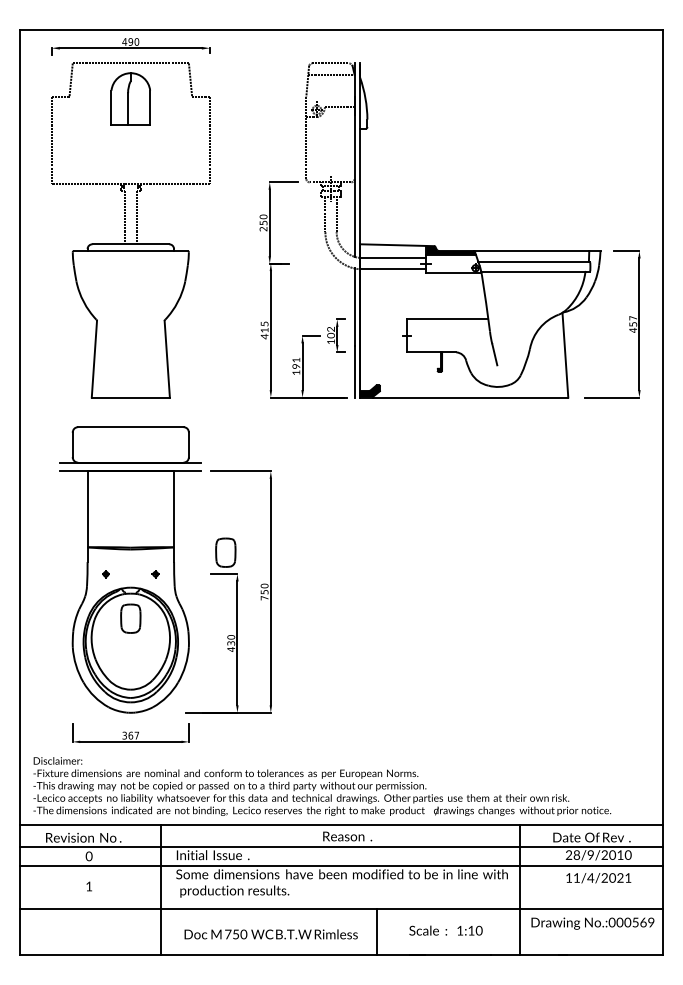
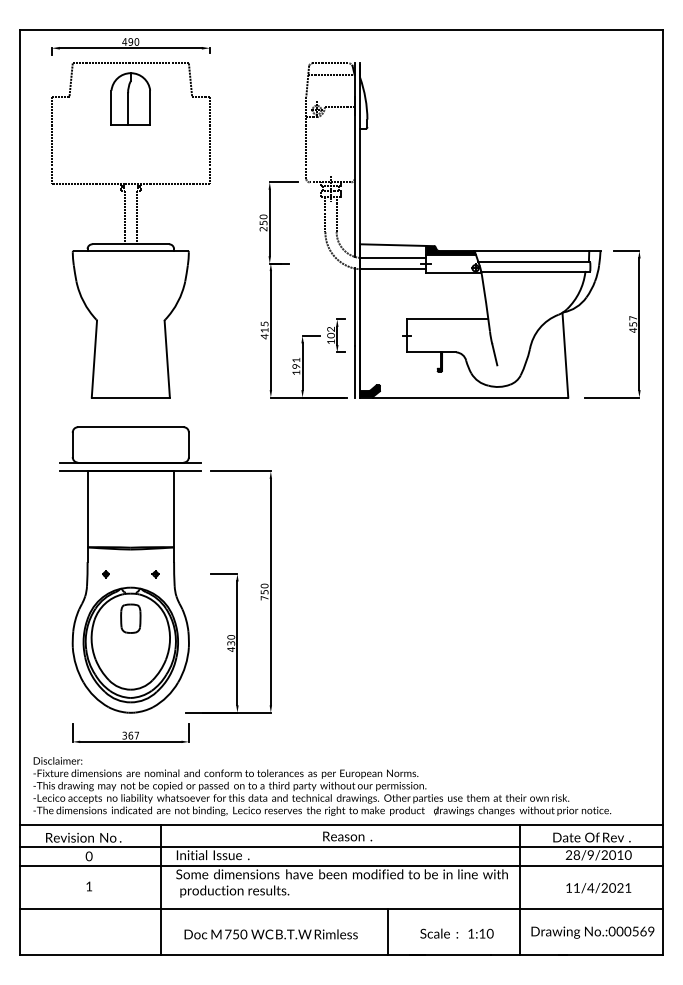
part: present -> none (225, 552)
text position: (598, 878) -> (598, 888) (598, 888)
text position: (592, 923) -> (592, 932) (592, 932)
text position: (445, 930) -> (456, 933) (456, 933)
line position: (377, 931) -> (388, 931) (388, 931)
